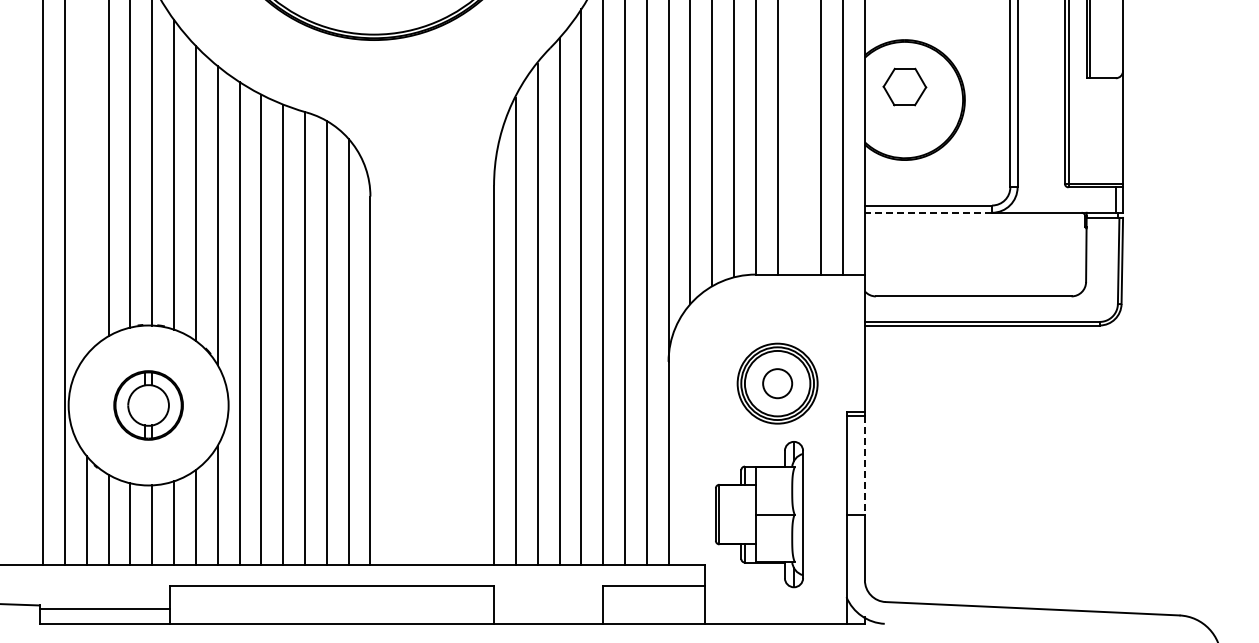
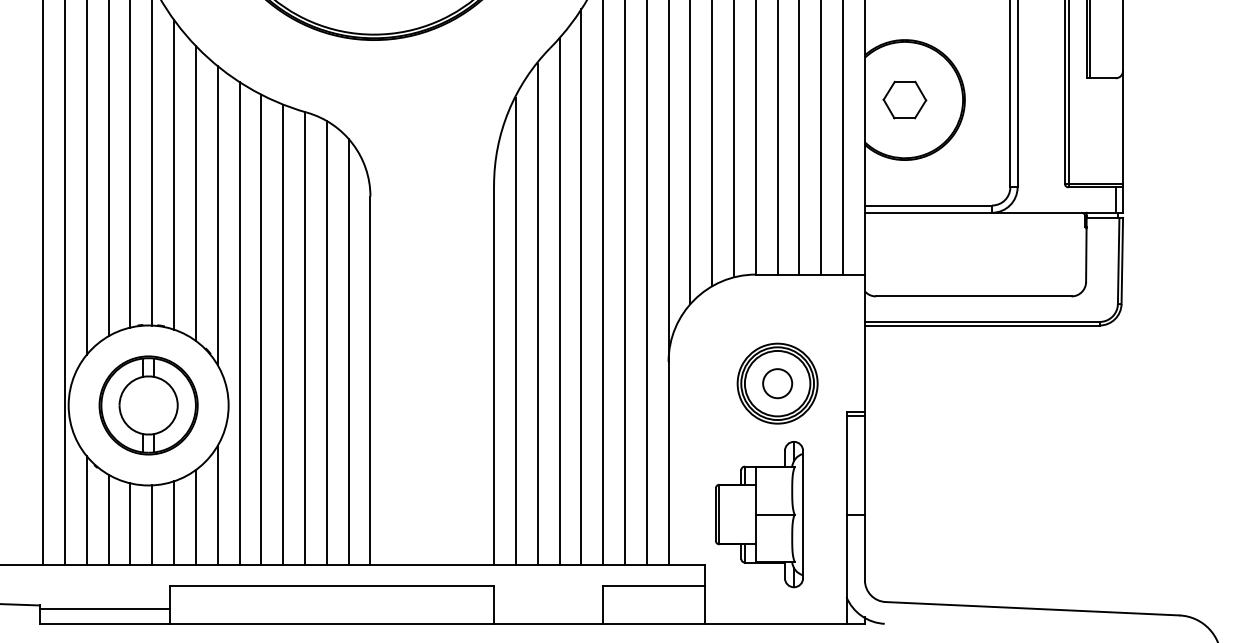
part position: (904, 86) -> (904, 99) (904, 99)
line: none -> present (799, 138)
line: none -> present (86, 178)
line: dashed -> solid (928, 212)
part size: 71x71 px -> 101x101 px (148, 405)
line: dashed -> solid (864, 465)
